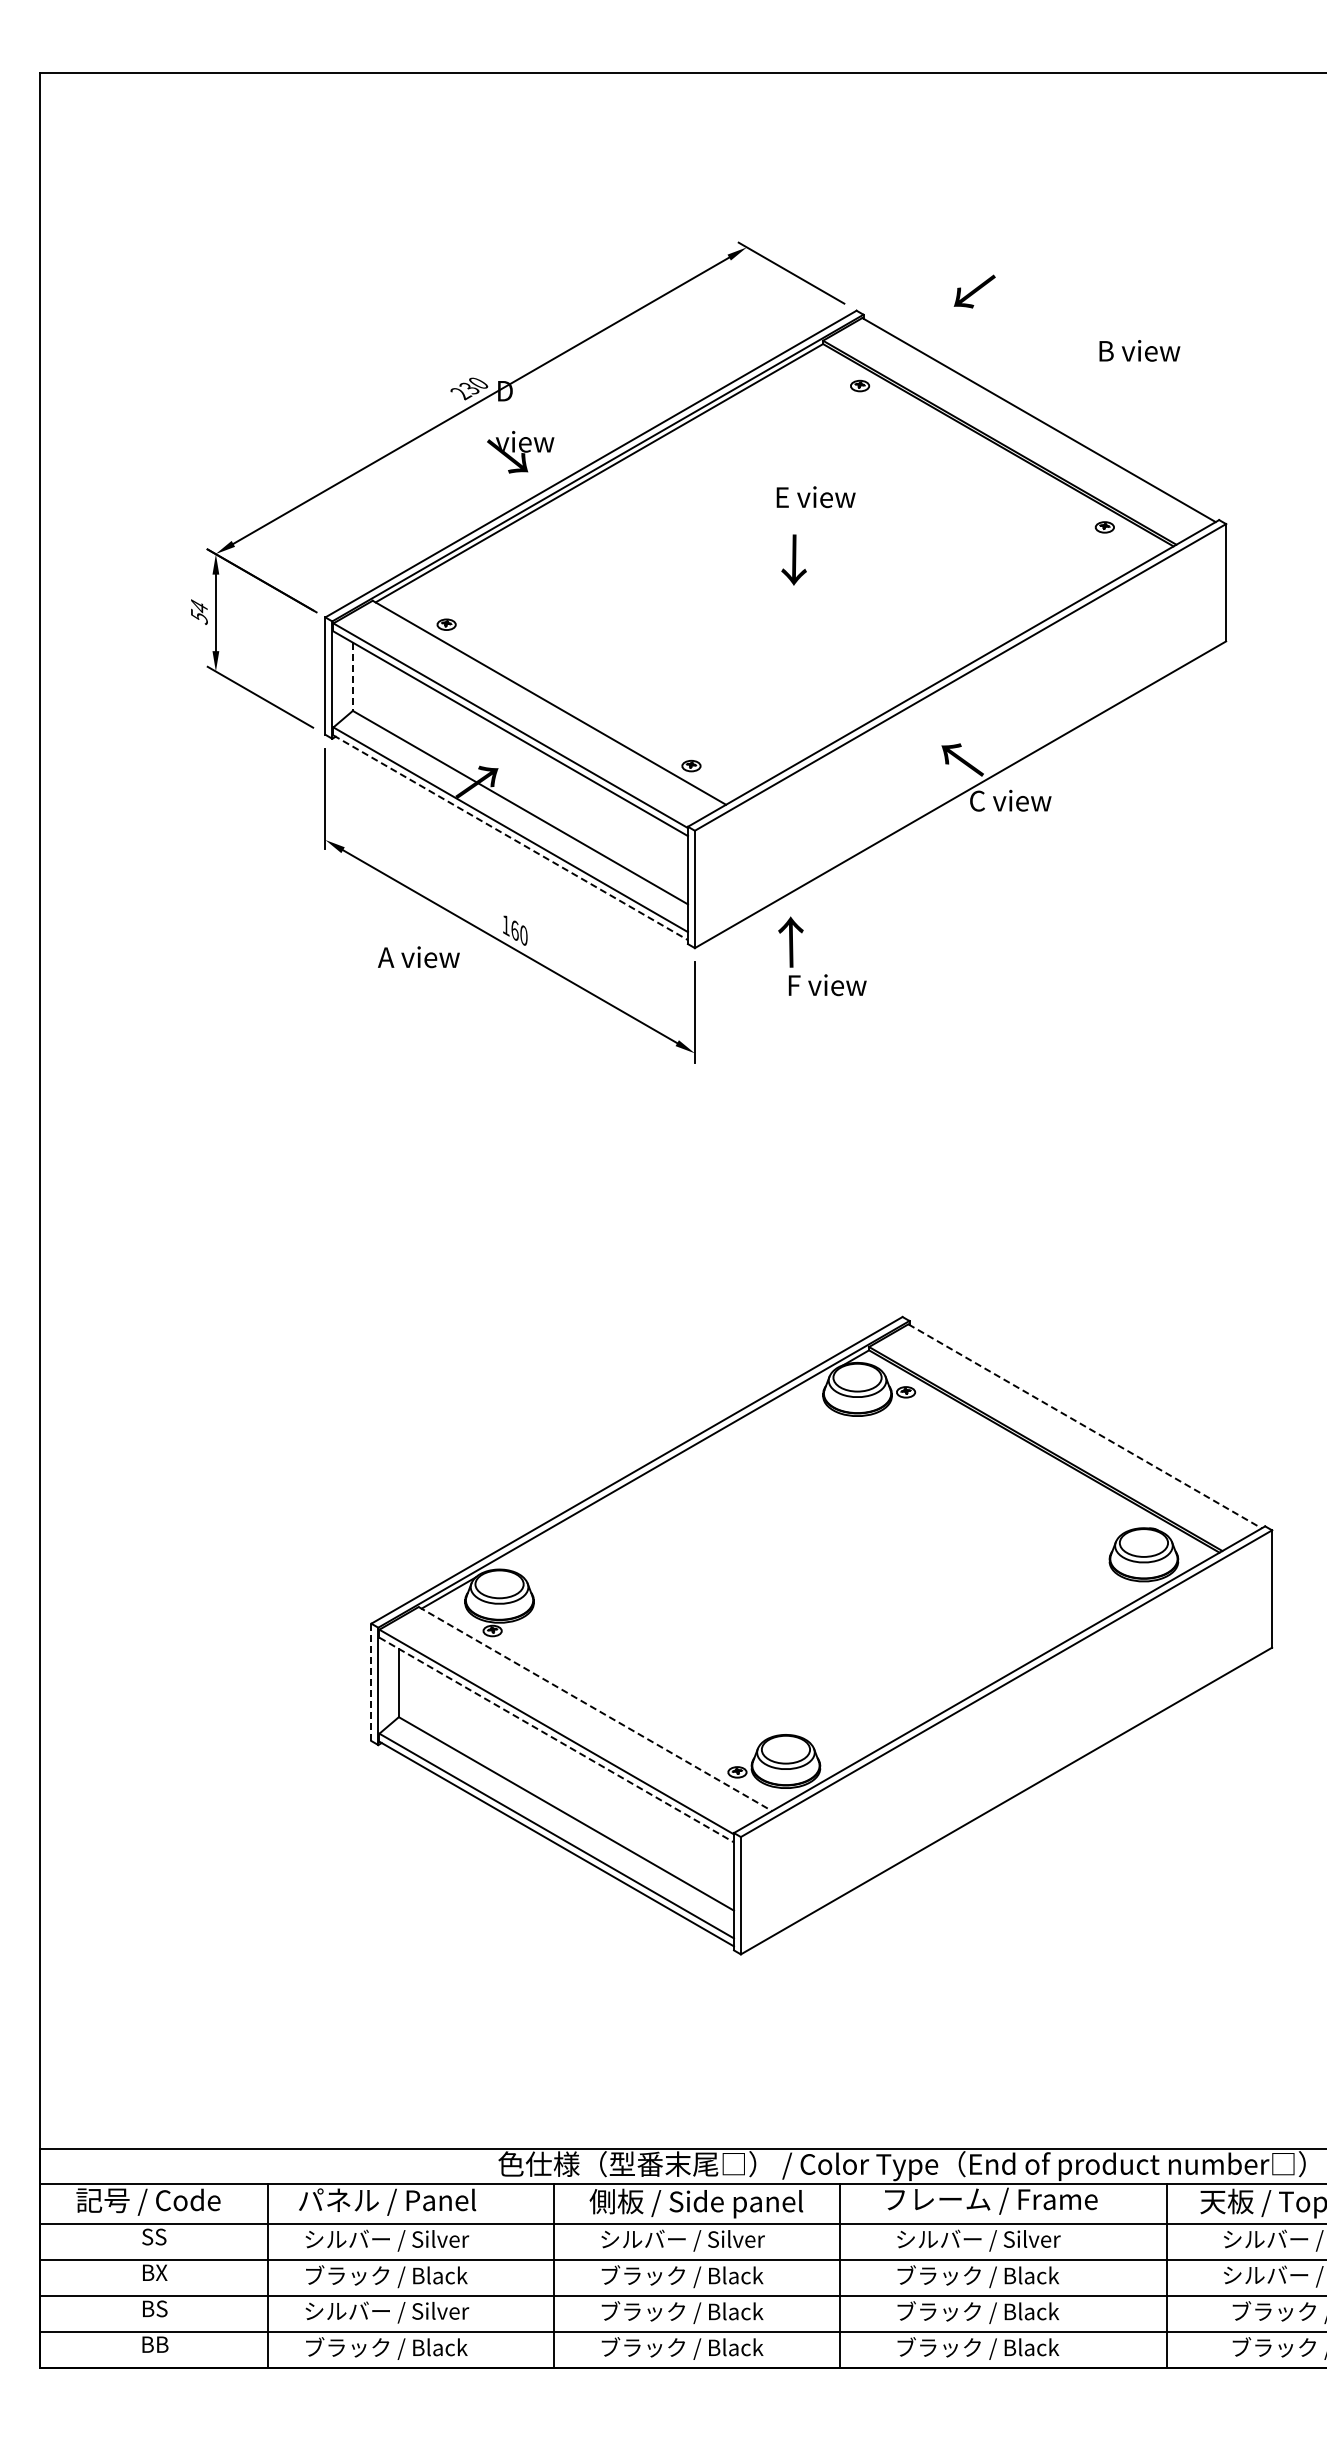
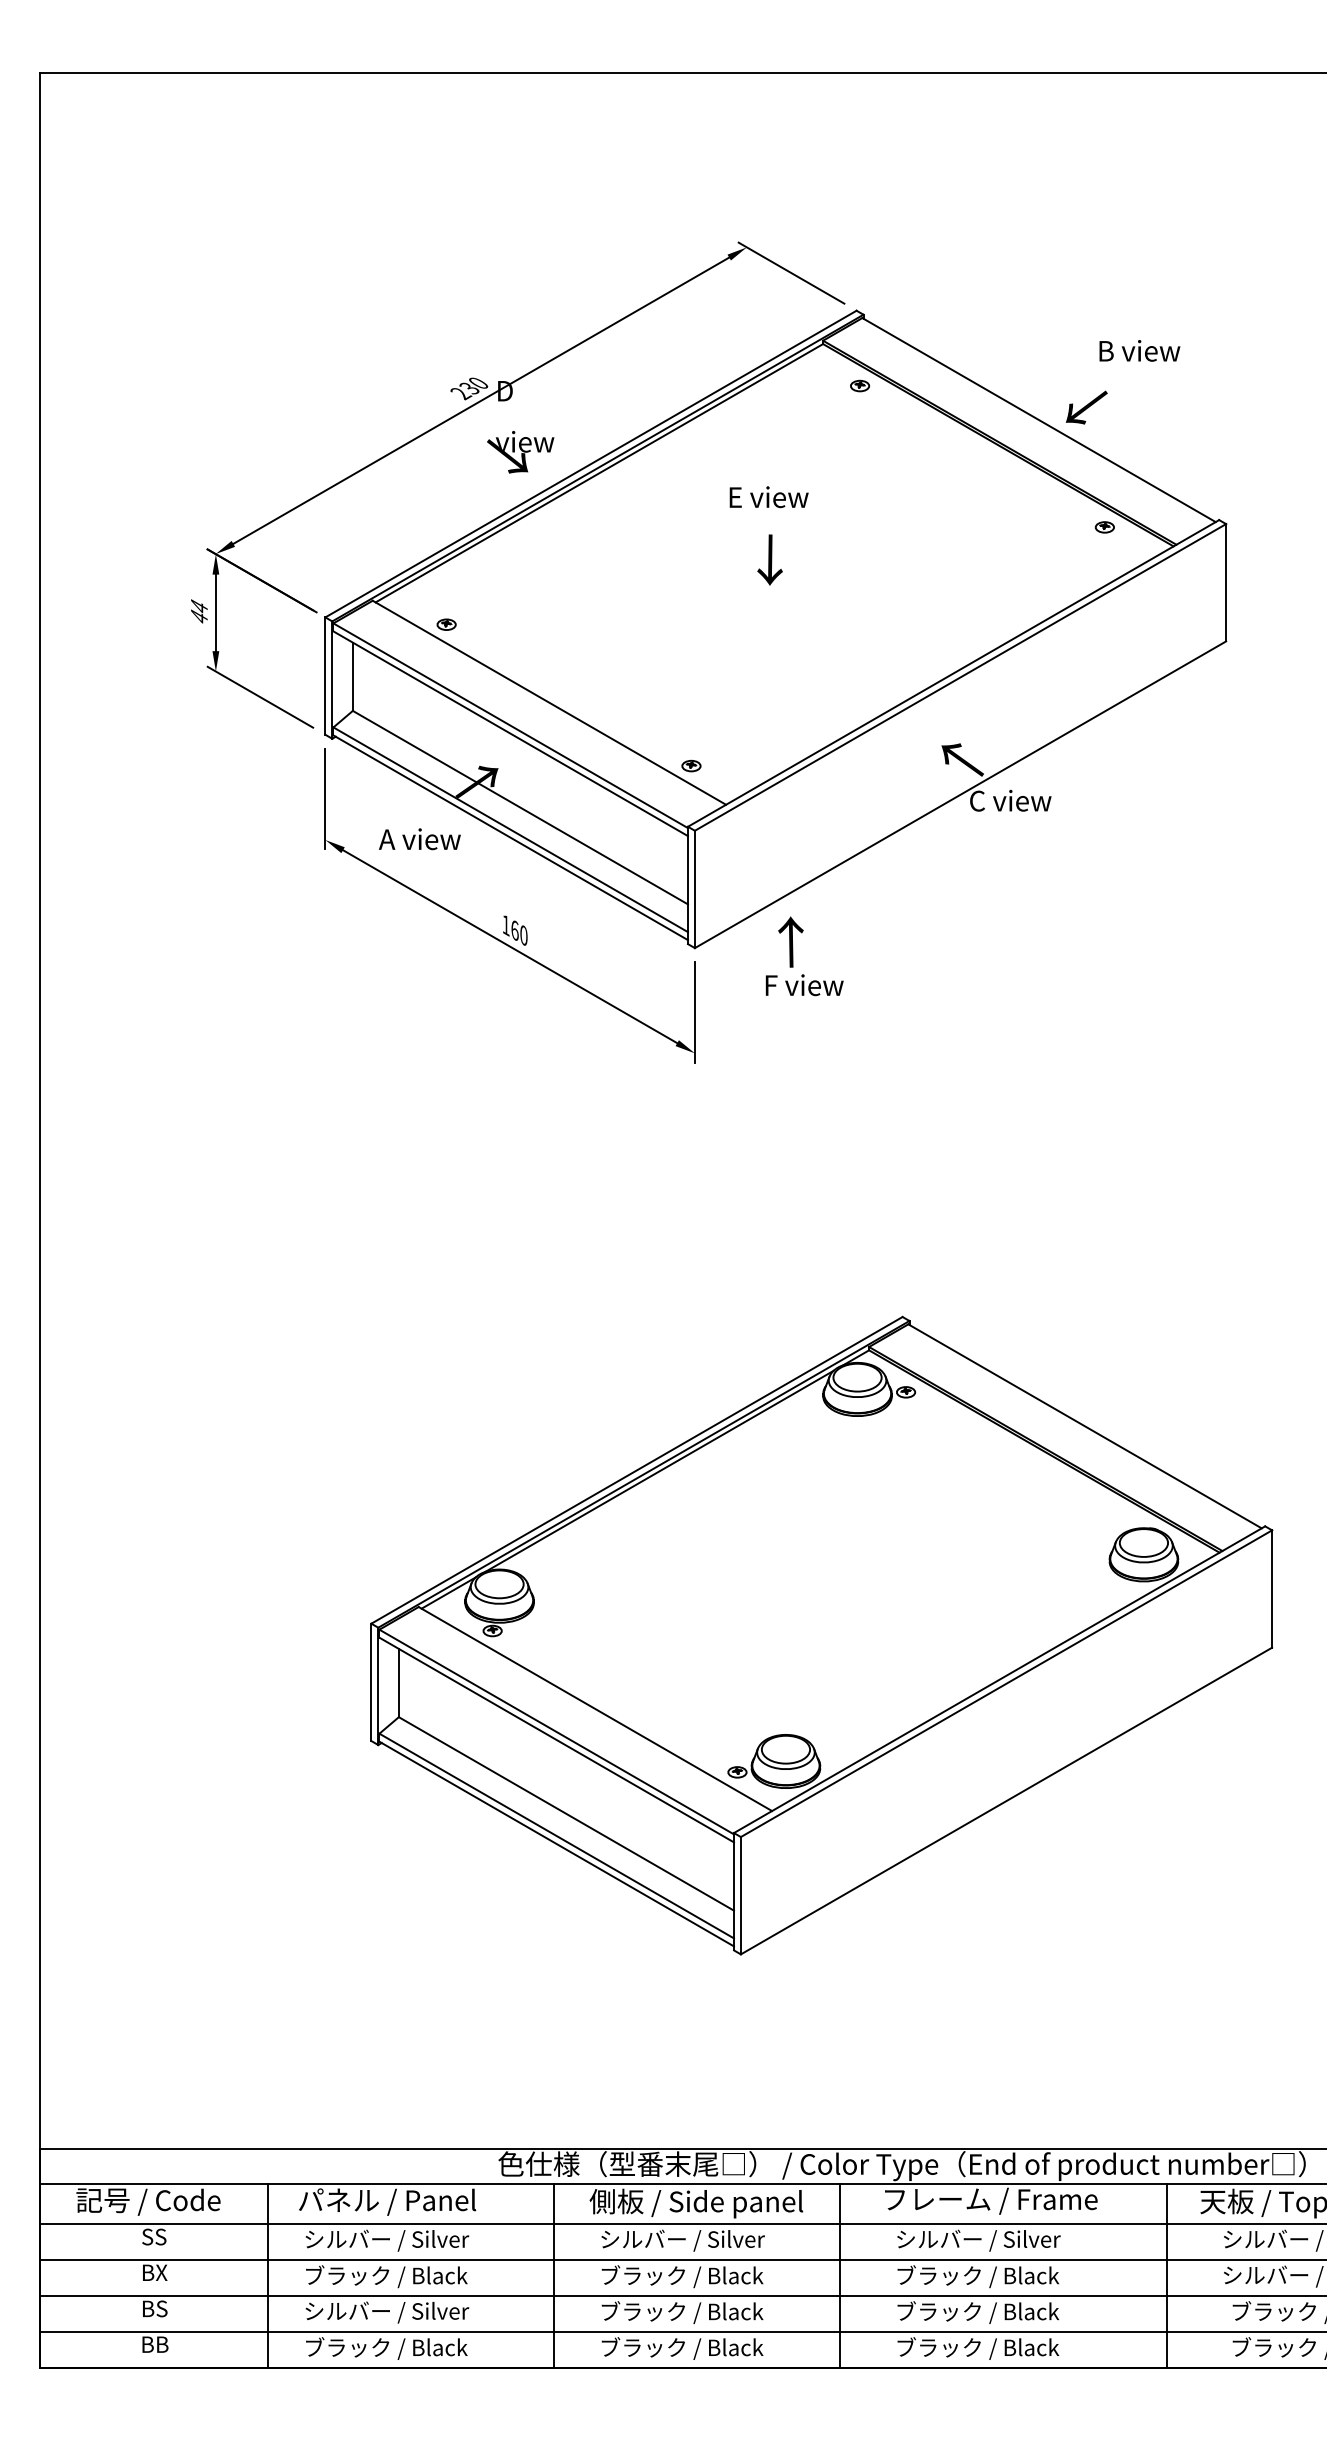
text position: (974, 291) -> (1086, 407) (1086, 407)
text position: (815, 497) -> (768, 497) (768, 497)
text position: (793, 559) -> (769, 559) (769, 559)
text: 54 -> 44 (199, 616)
line: dashed -> solid (352, 677)
line: dashed -> solid (510, 837)
text position: (418, 957) -> (419, 839) (419, 839)
text position: (827, 985) -> (804, 985) (804, 985)
line: dashed -> solid (1085, 1426)
line: none -> present (659, 1470)
line: dashed -> solid (371, 1682)
line: dashed -> solid (595, 1709)
line: dashed -> solid (556, 1740)
